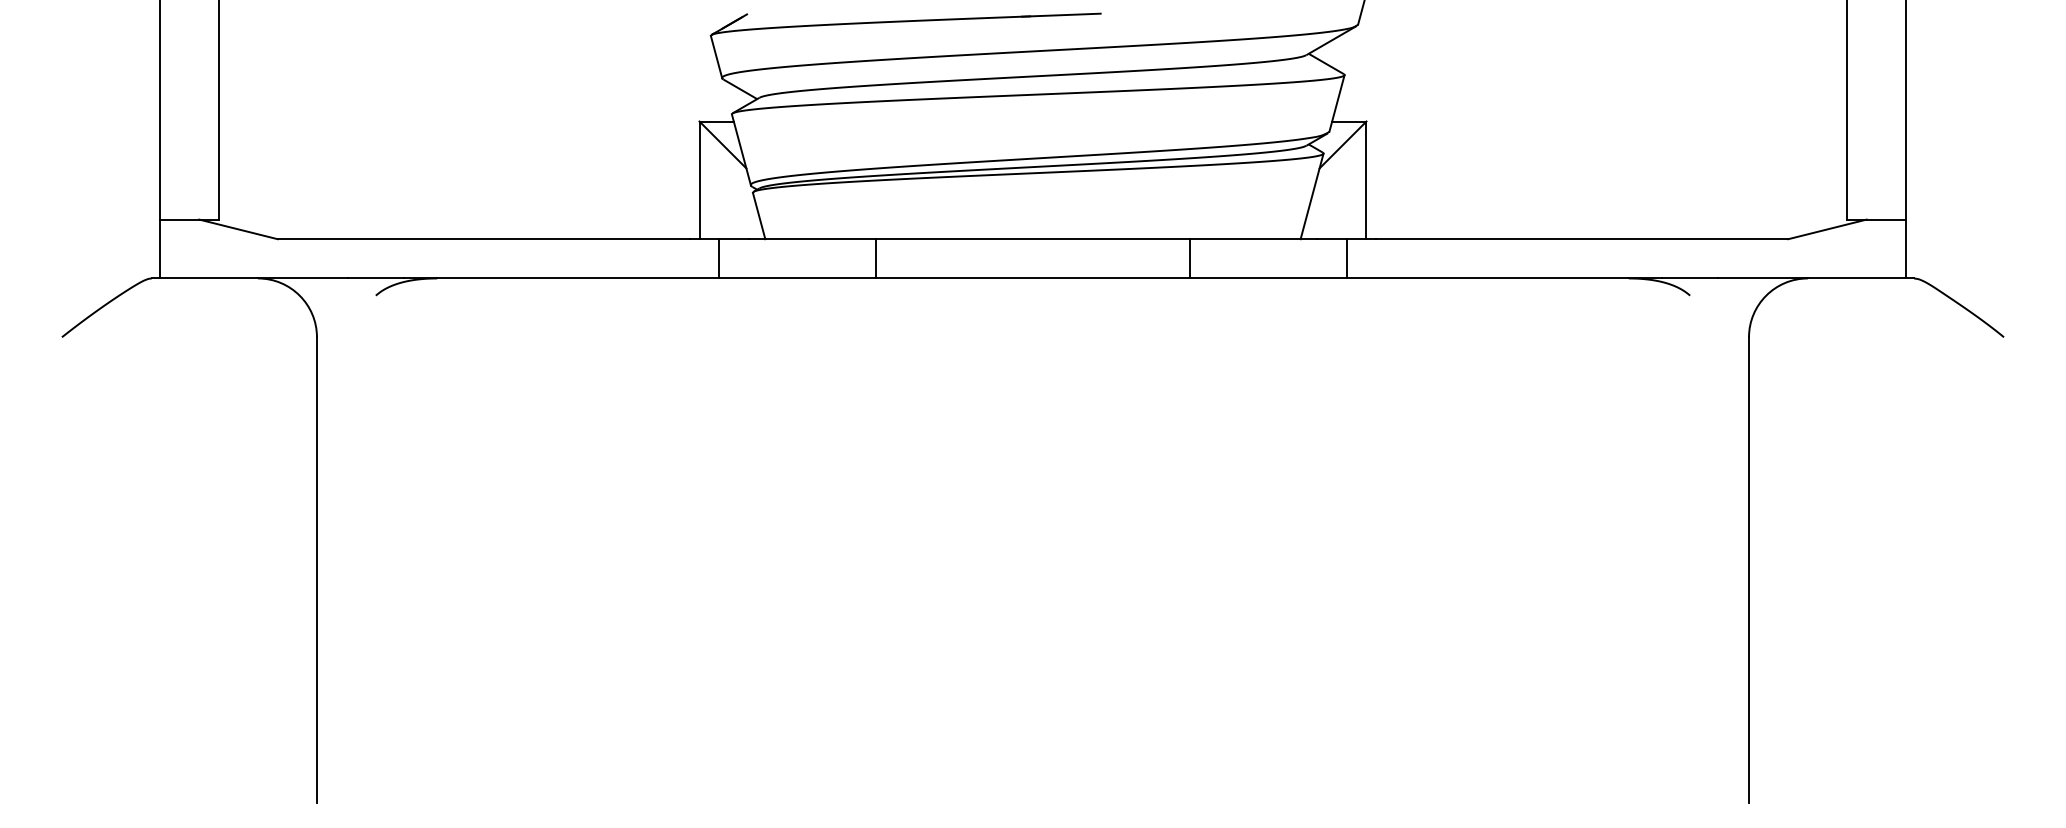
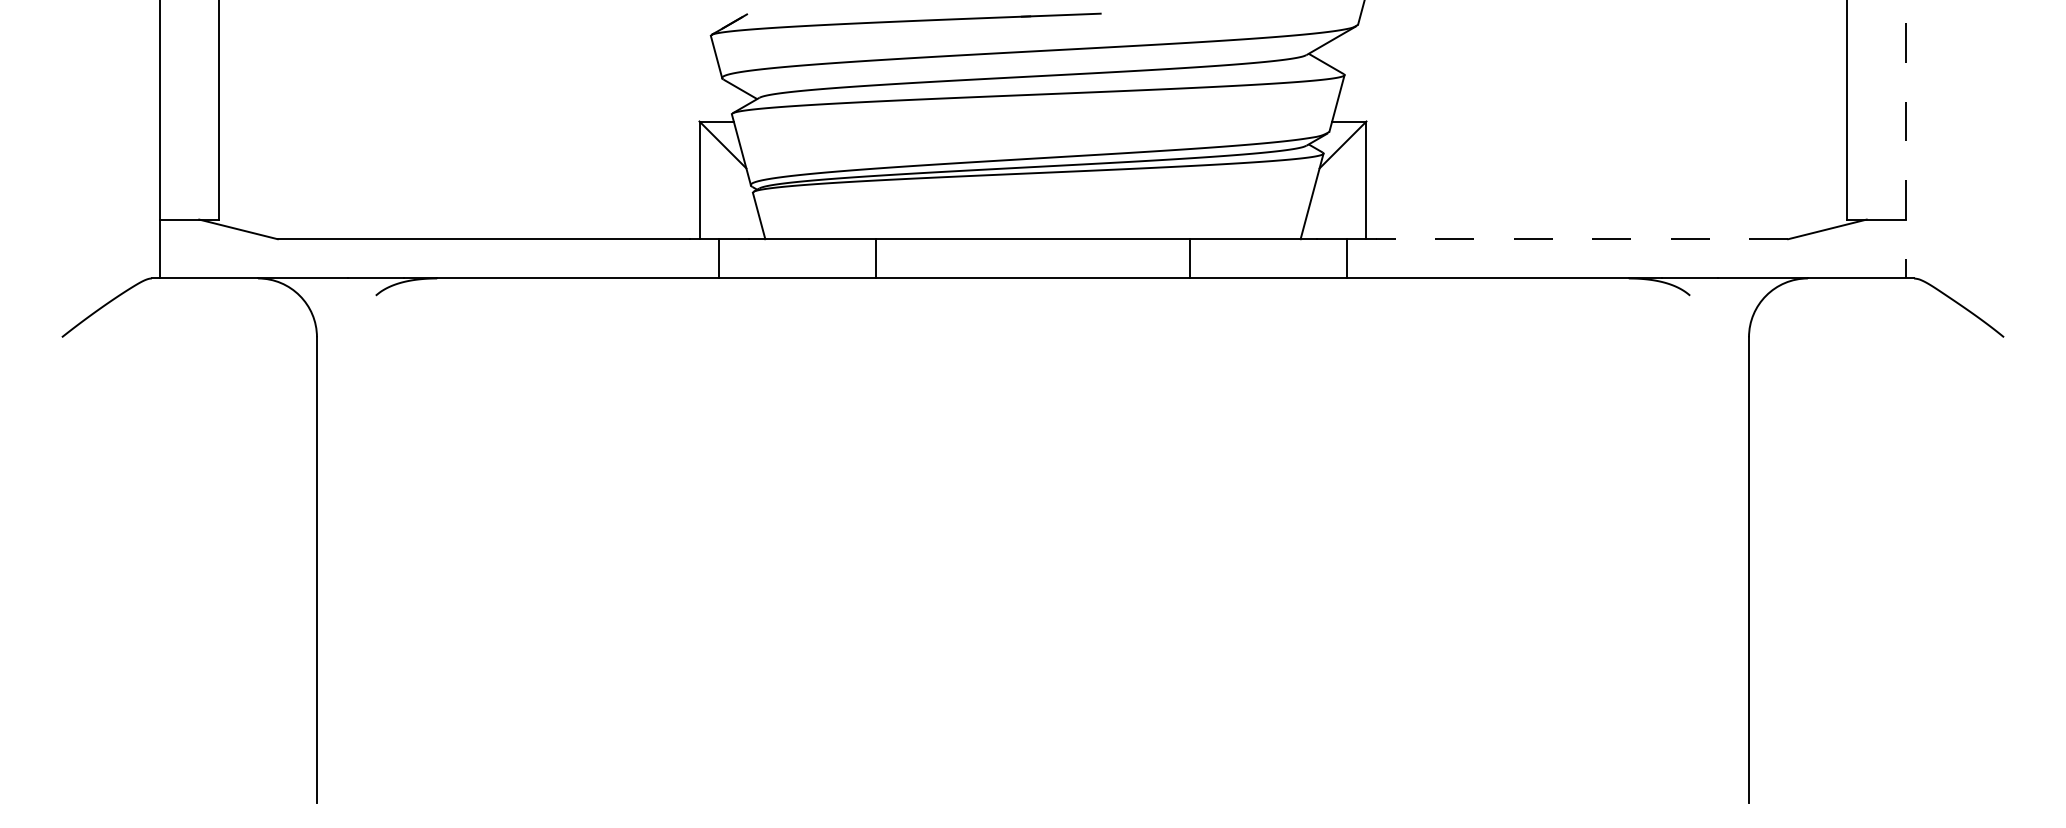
line: solid -> dashed (1905, 139)
line: solid -> dashed (1582, 239)
